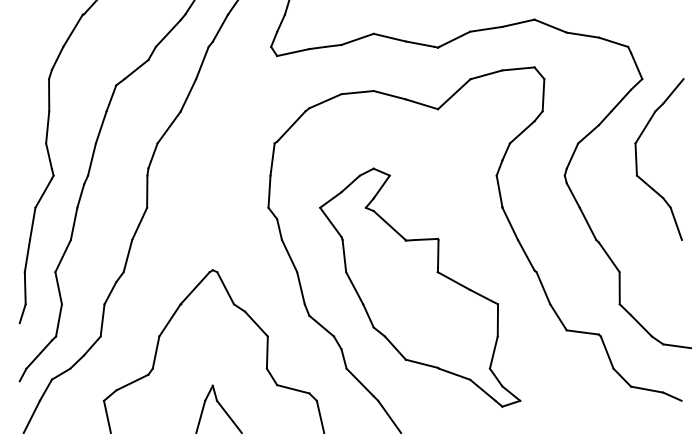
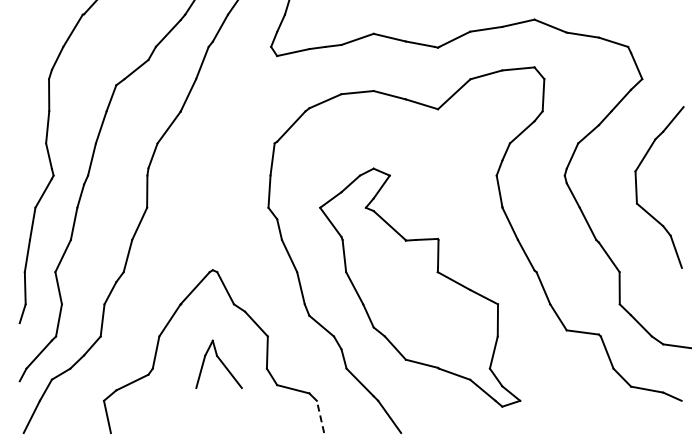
part position: (637, 159) -> (637, 187) (637, 187)
part position: (218, 409) -> (218, 364) (218, 364)
line: solid -> dashed (320, 416)
